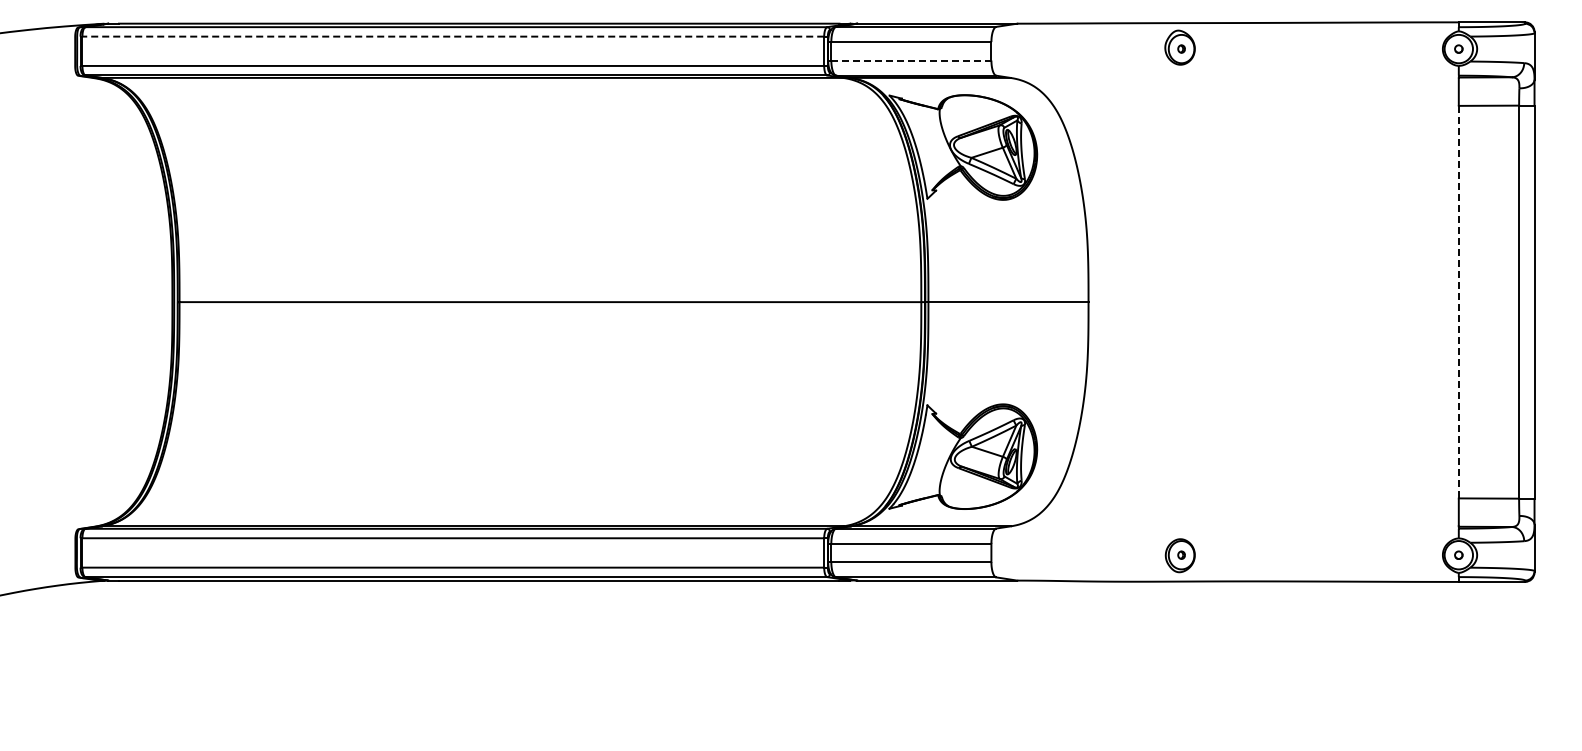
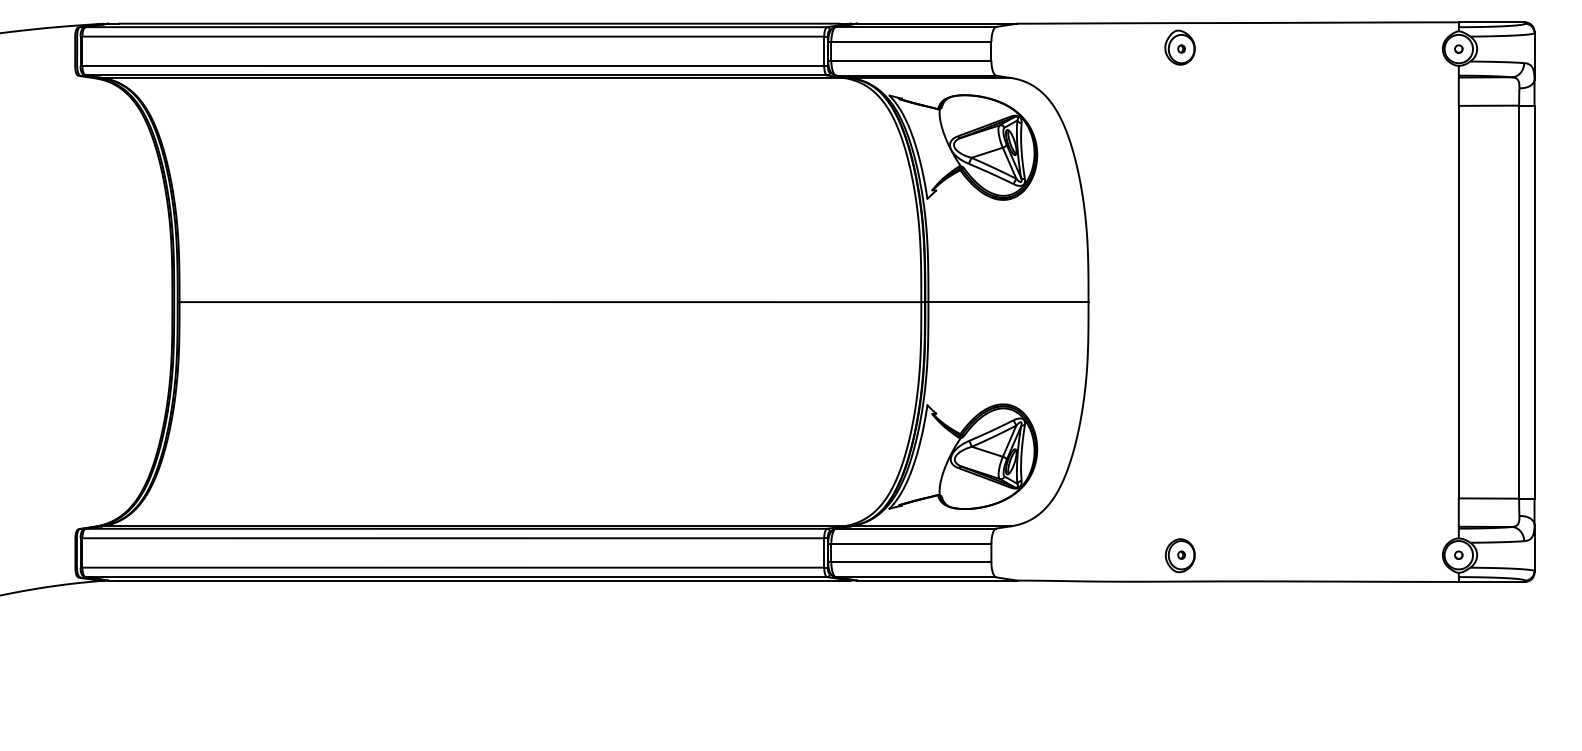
line: dashed -> solid (453, 36)
line: dashed -> solid (911, 60)
line: dashed -> solid (1458, 302)
